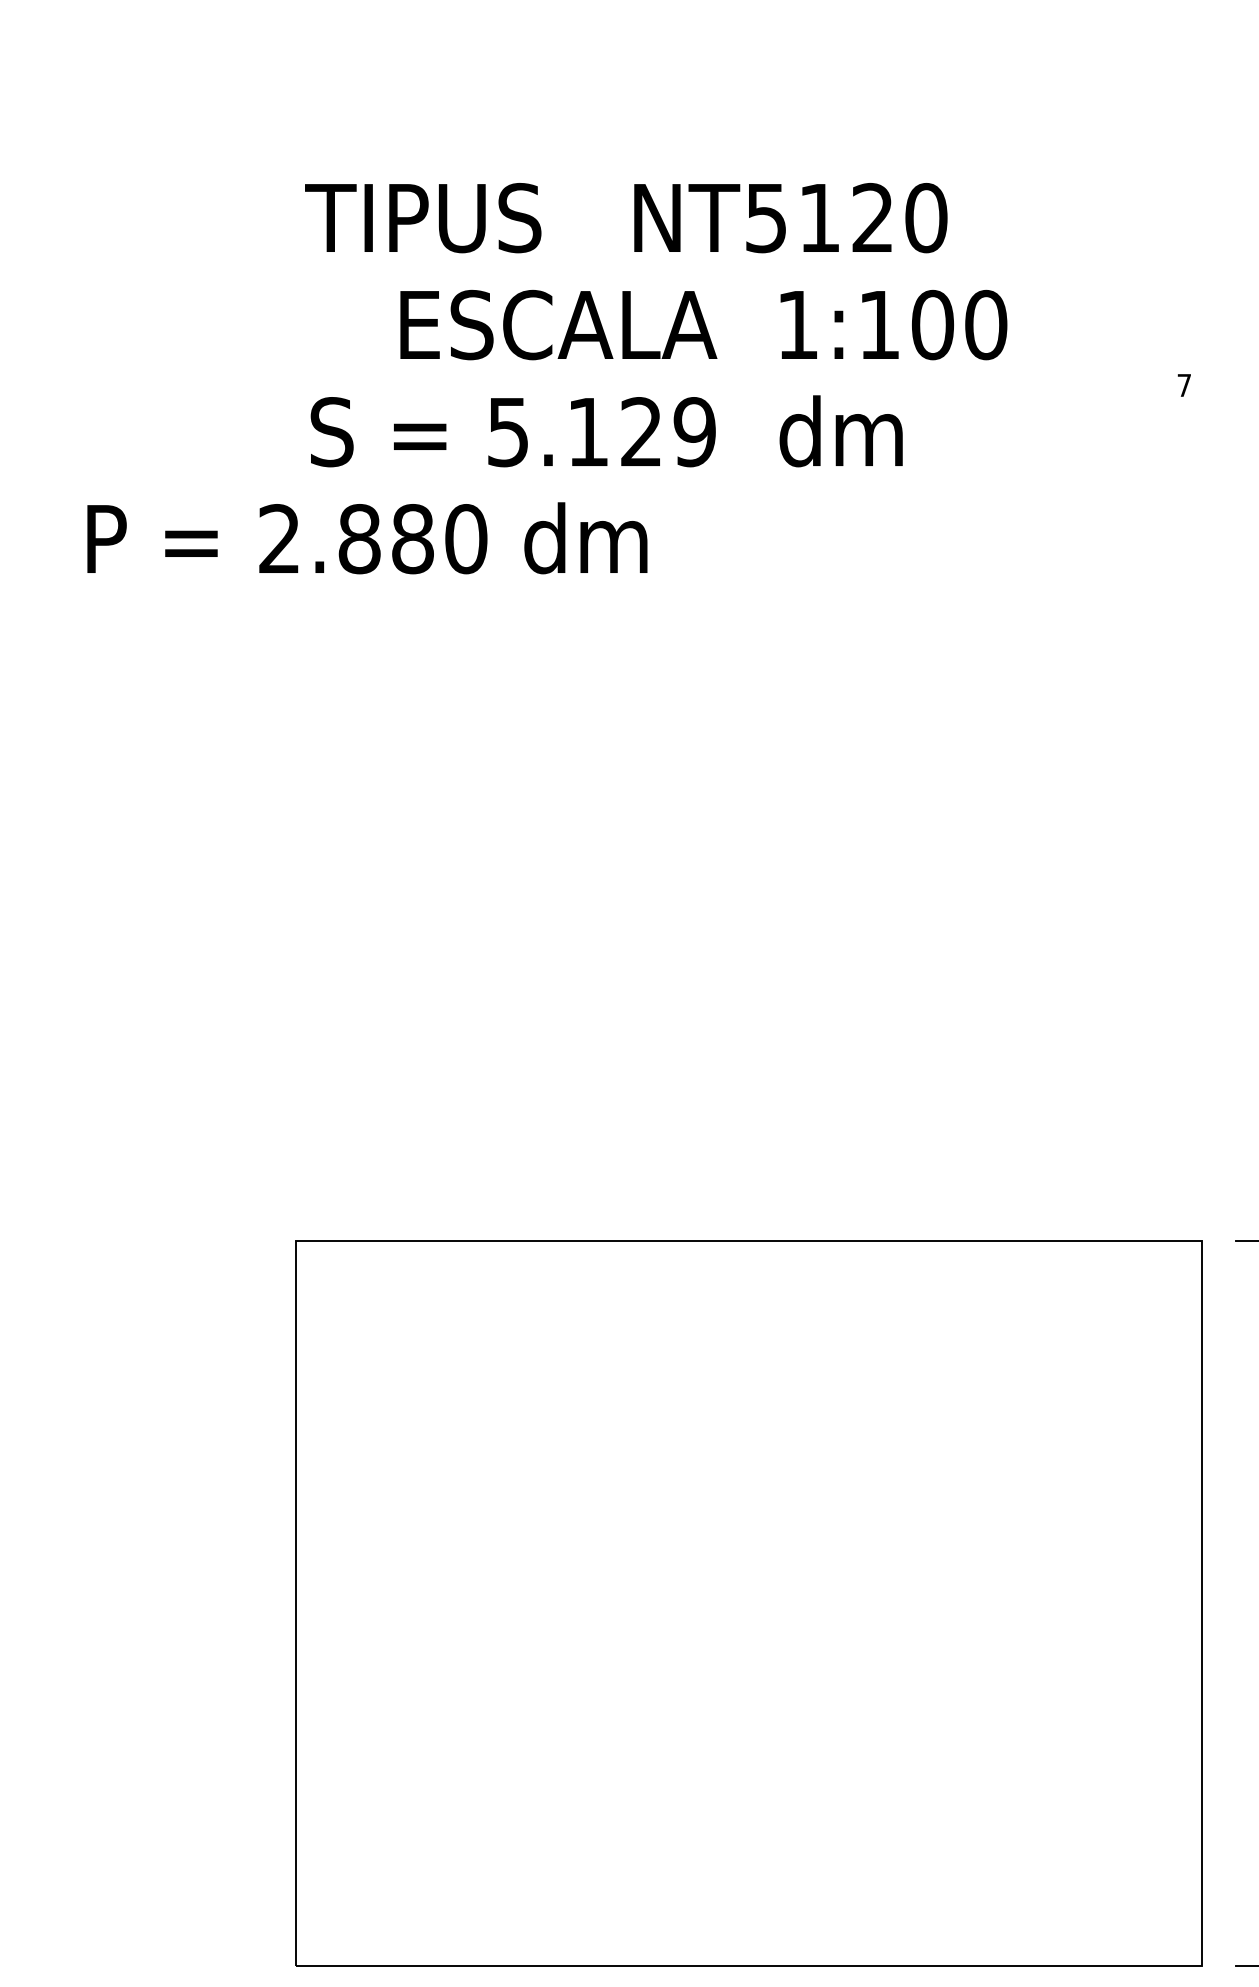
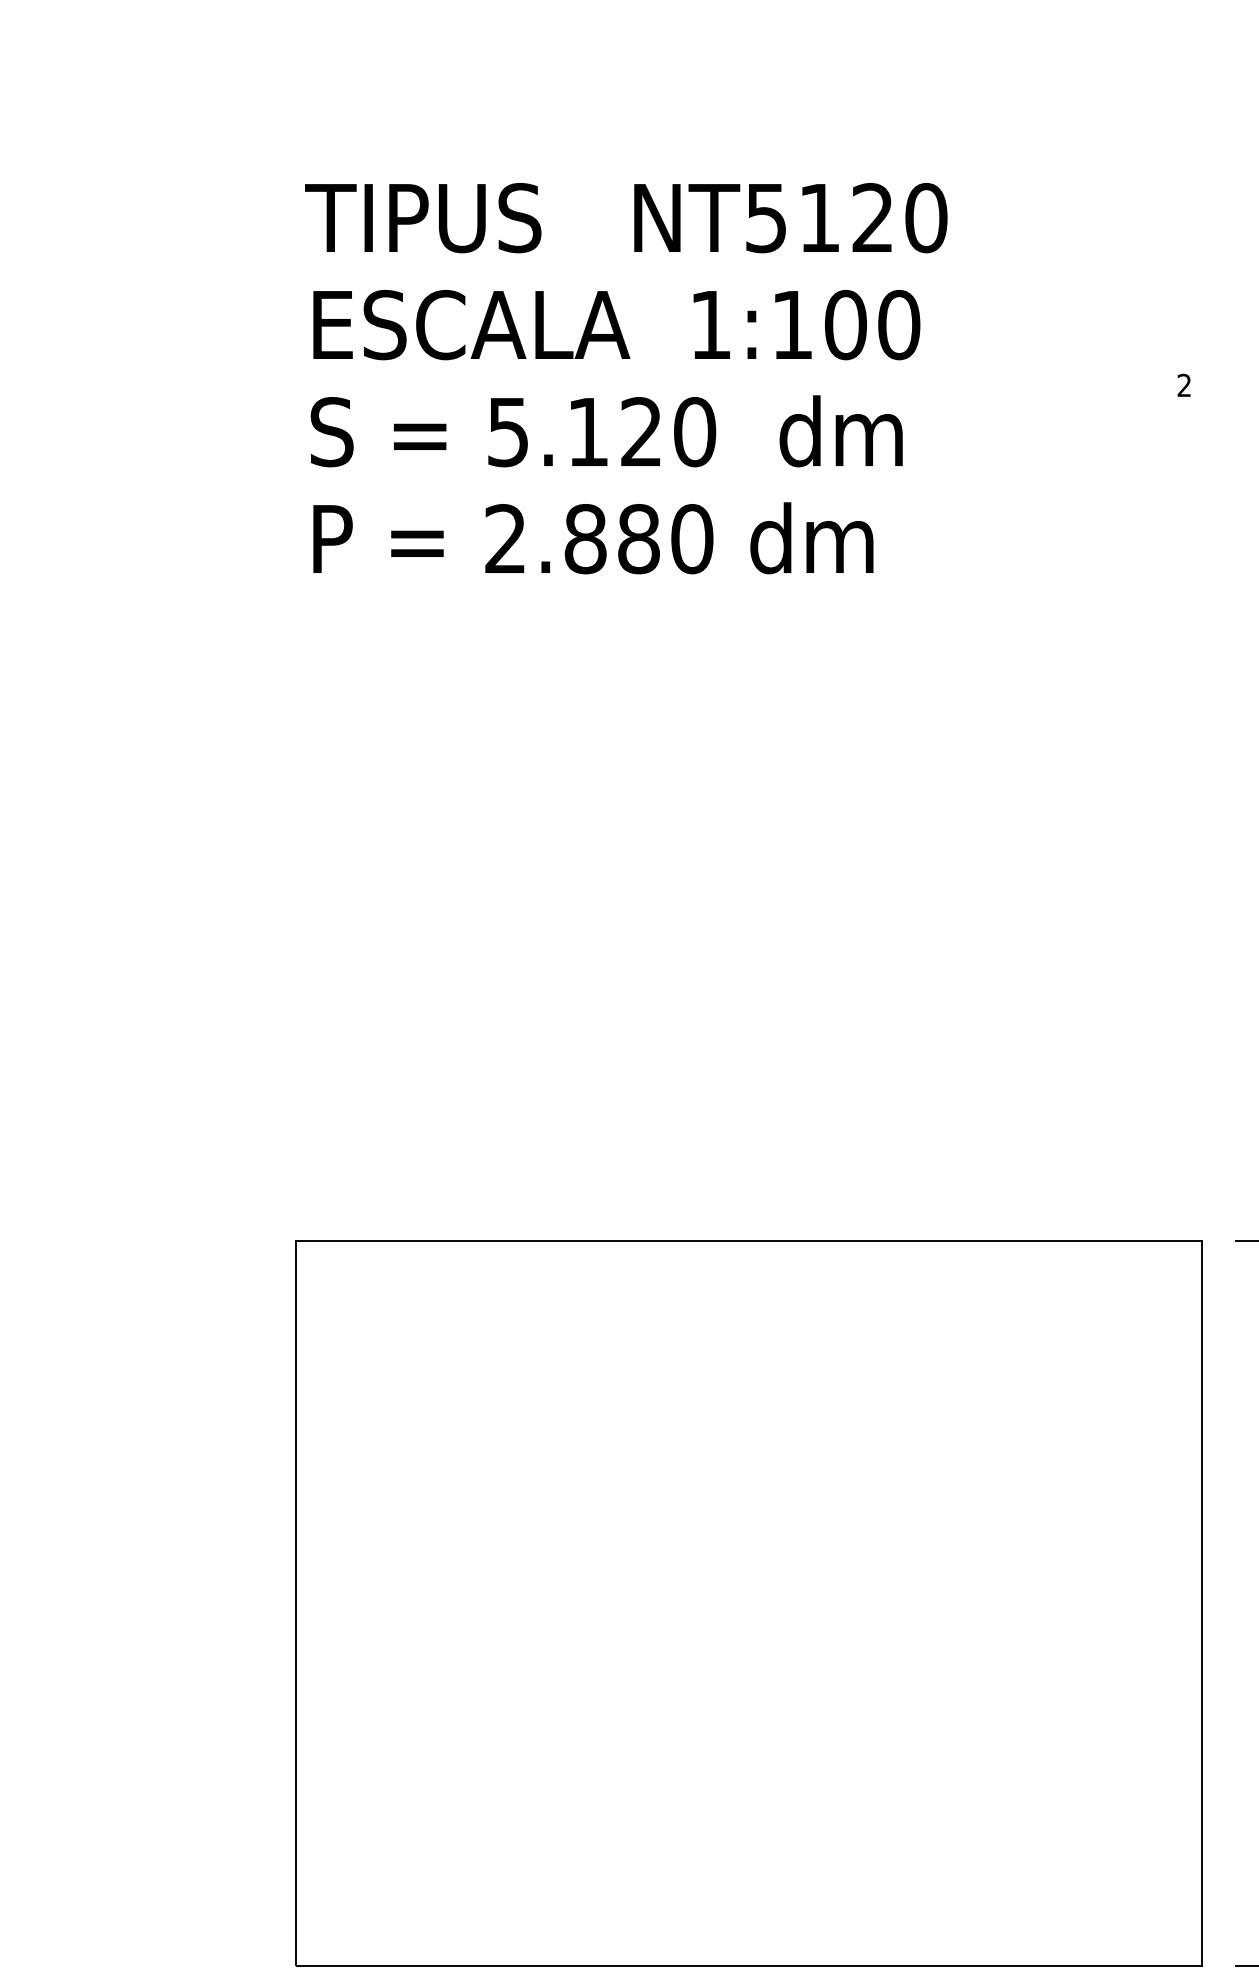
text position: (703, 324) -> (616, 324) (616, 324)
text: 7 -> 2 (1183, 384)
text: 5.129 -> 5.120 (694, 432)
text position: (367, 538) -> (593, 538) (593, 538)
